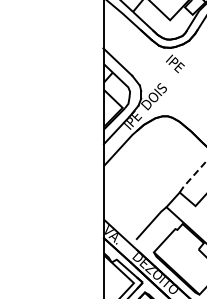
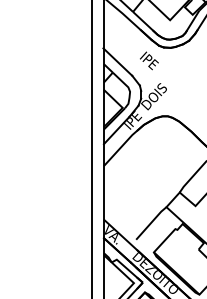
text position: (175, 63) -> (149, 60) (149, 60)
line: none -> present (91, 148)
line: dashed -> solid (192, 176)
